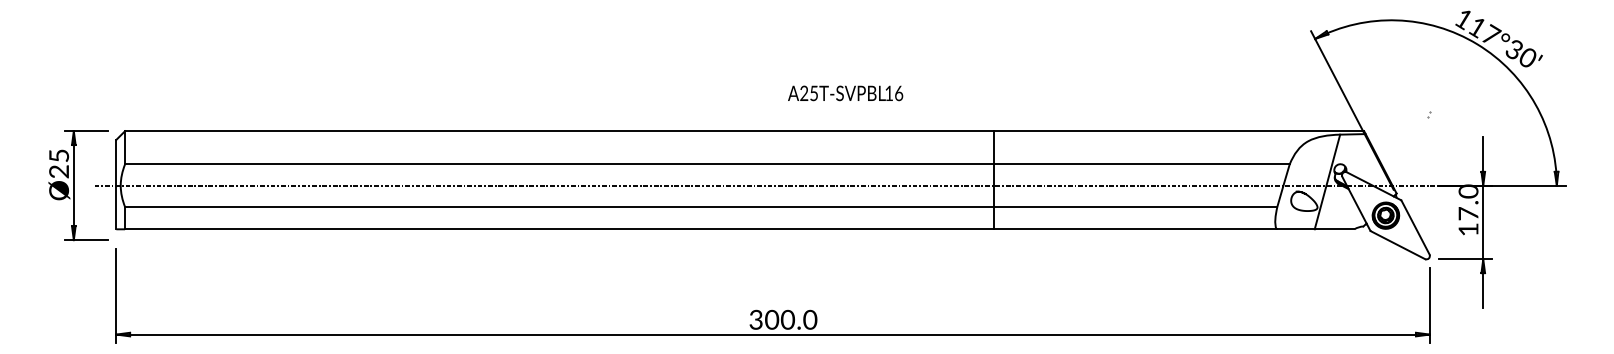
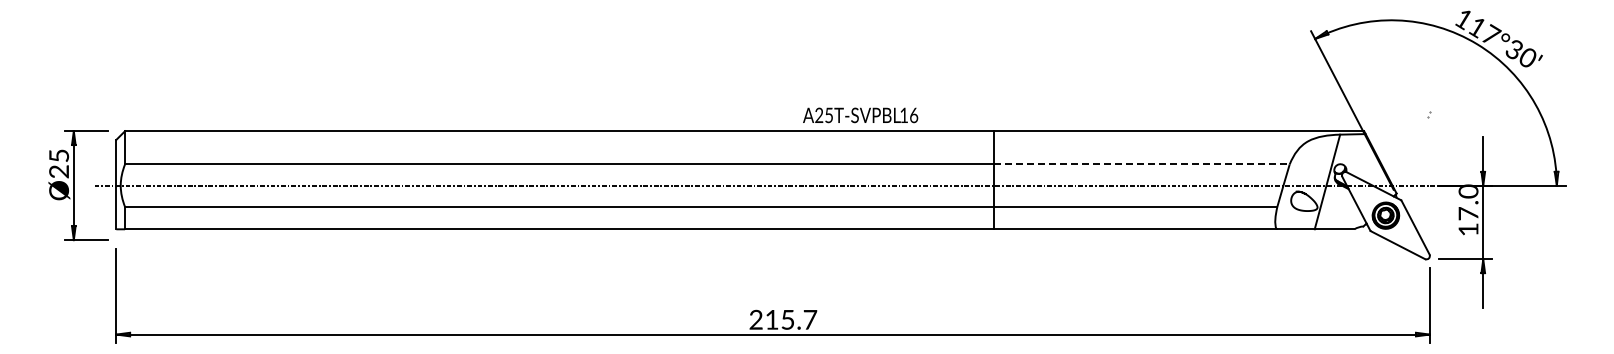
text position: (845, 93) -> (860, 115) (860, 115)
line: solid -> dashed (1141, 164)
text: 300.0 -> 215.7 (783, 319)
